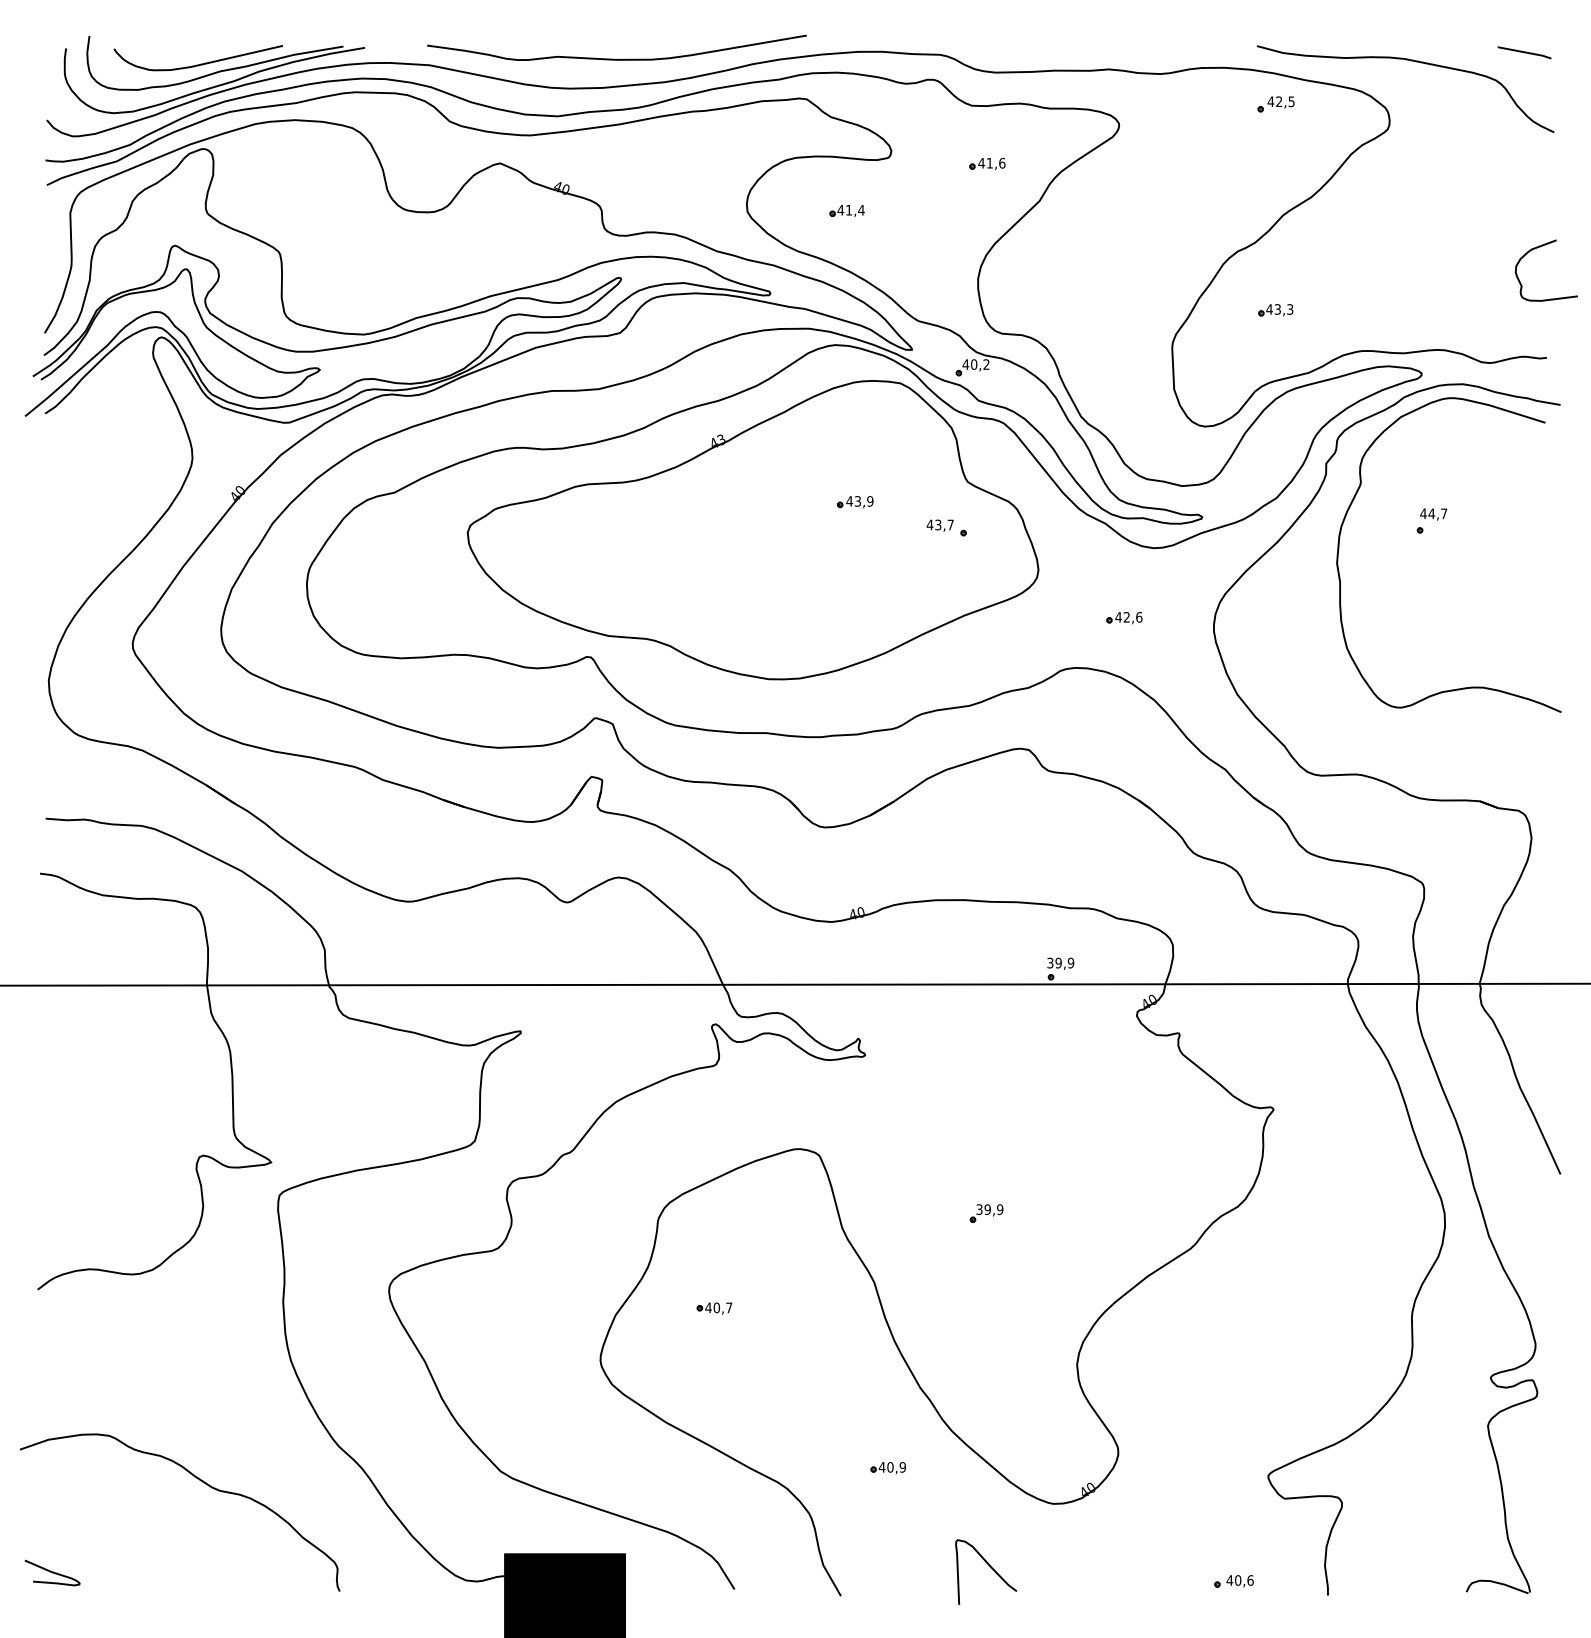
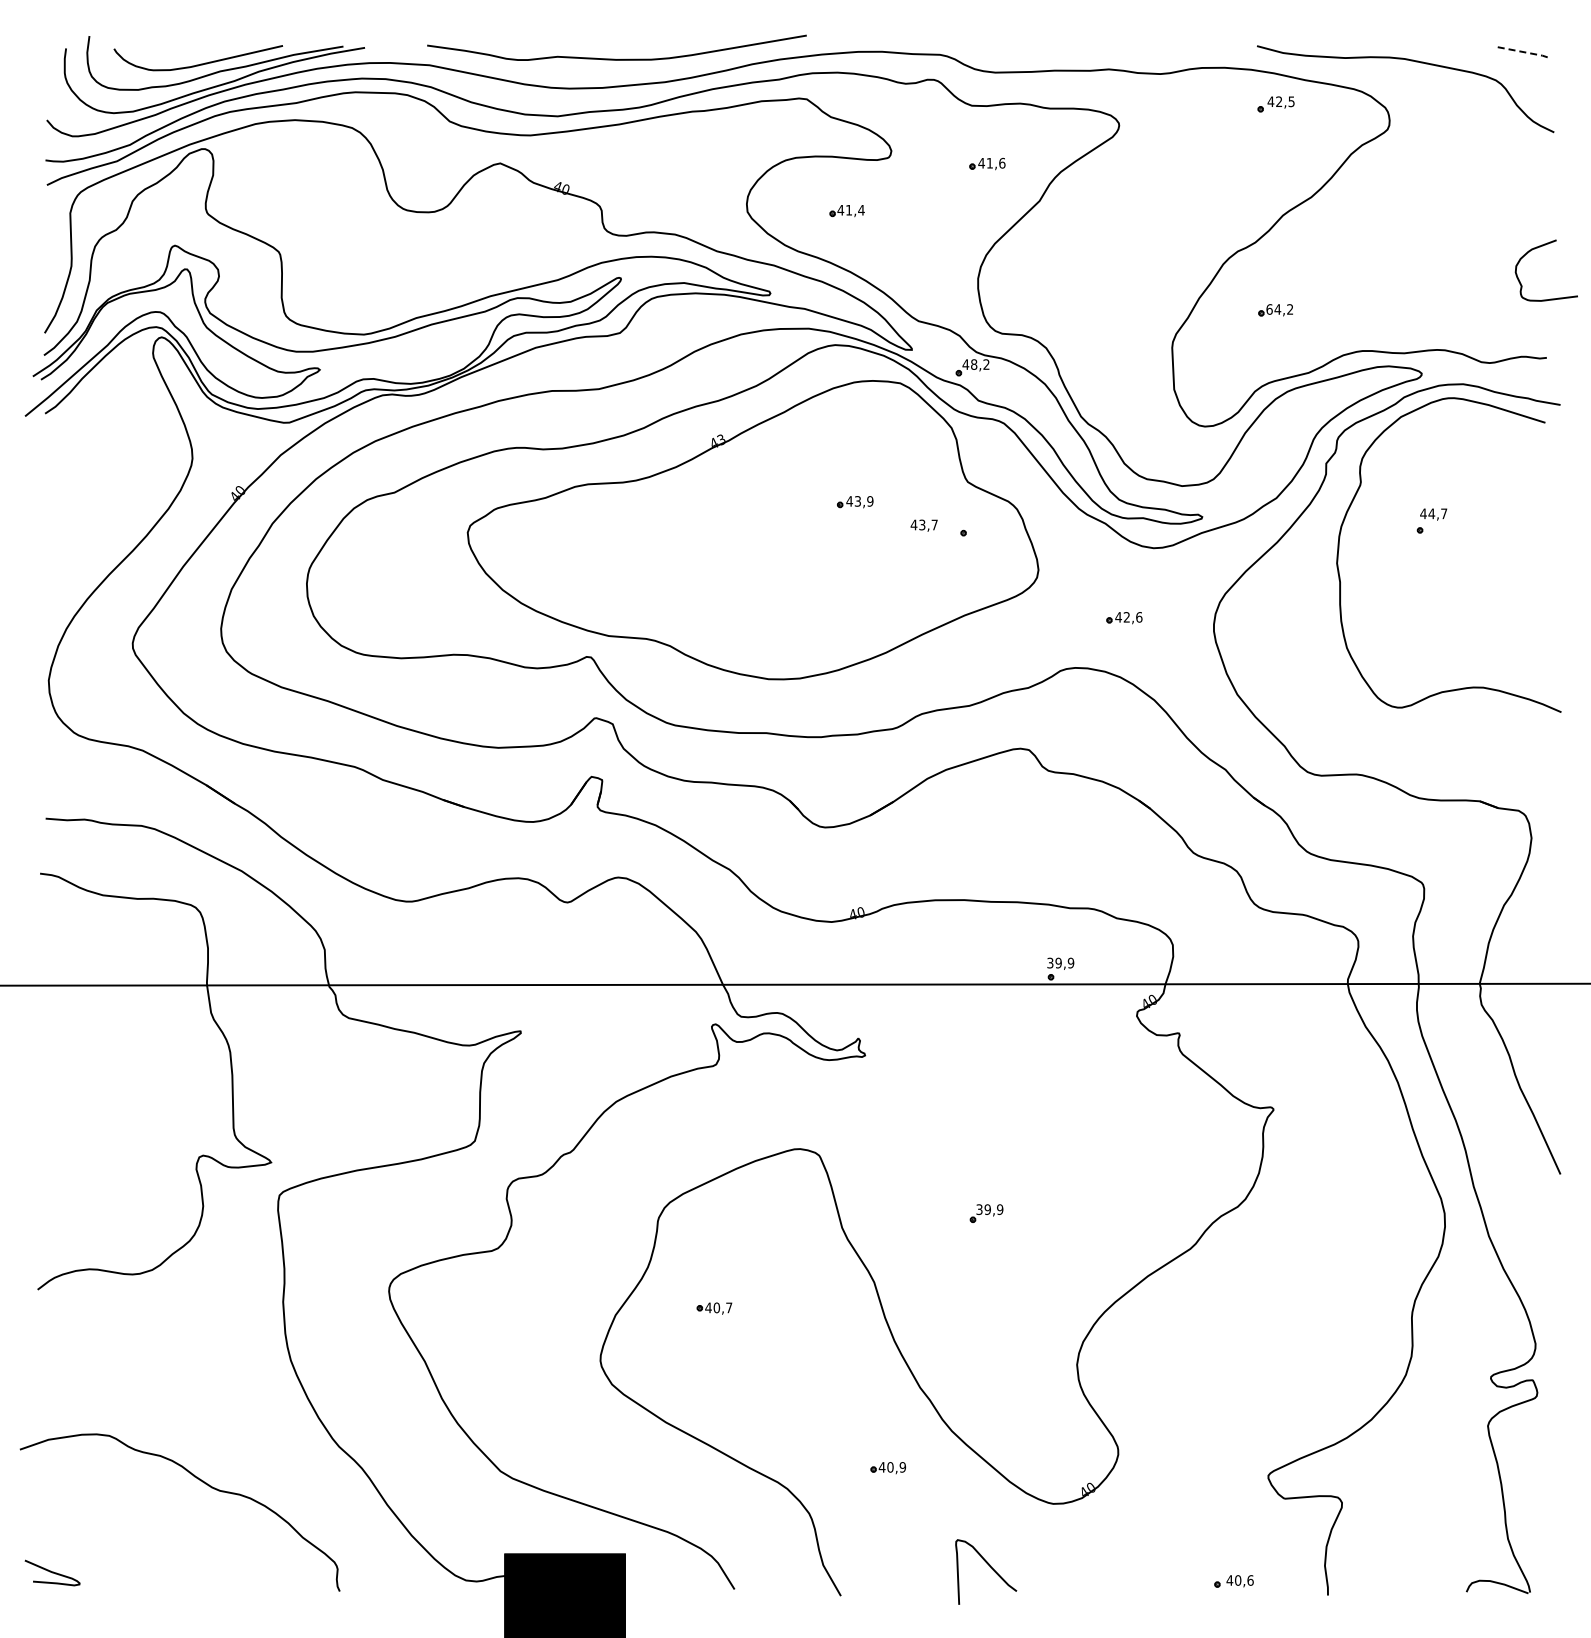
line: solid -> dashed (1526, 52)
text: 43,3 -> 64,2 (1279, 309)
text: 40,2 -> 48,2 (974, 364)
text position: (939, 525) -> (923, 525) (923, 525)
